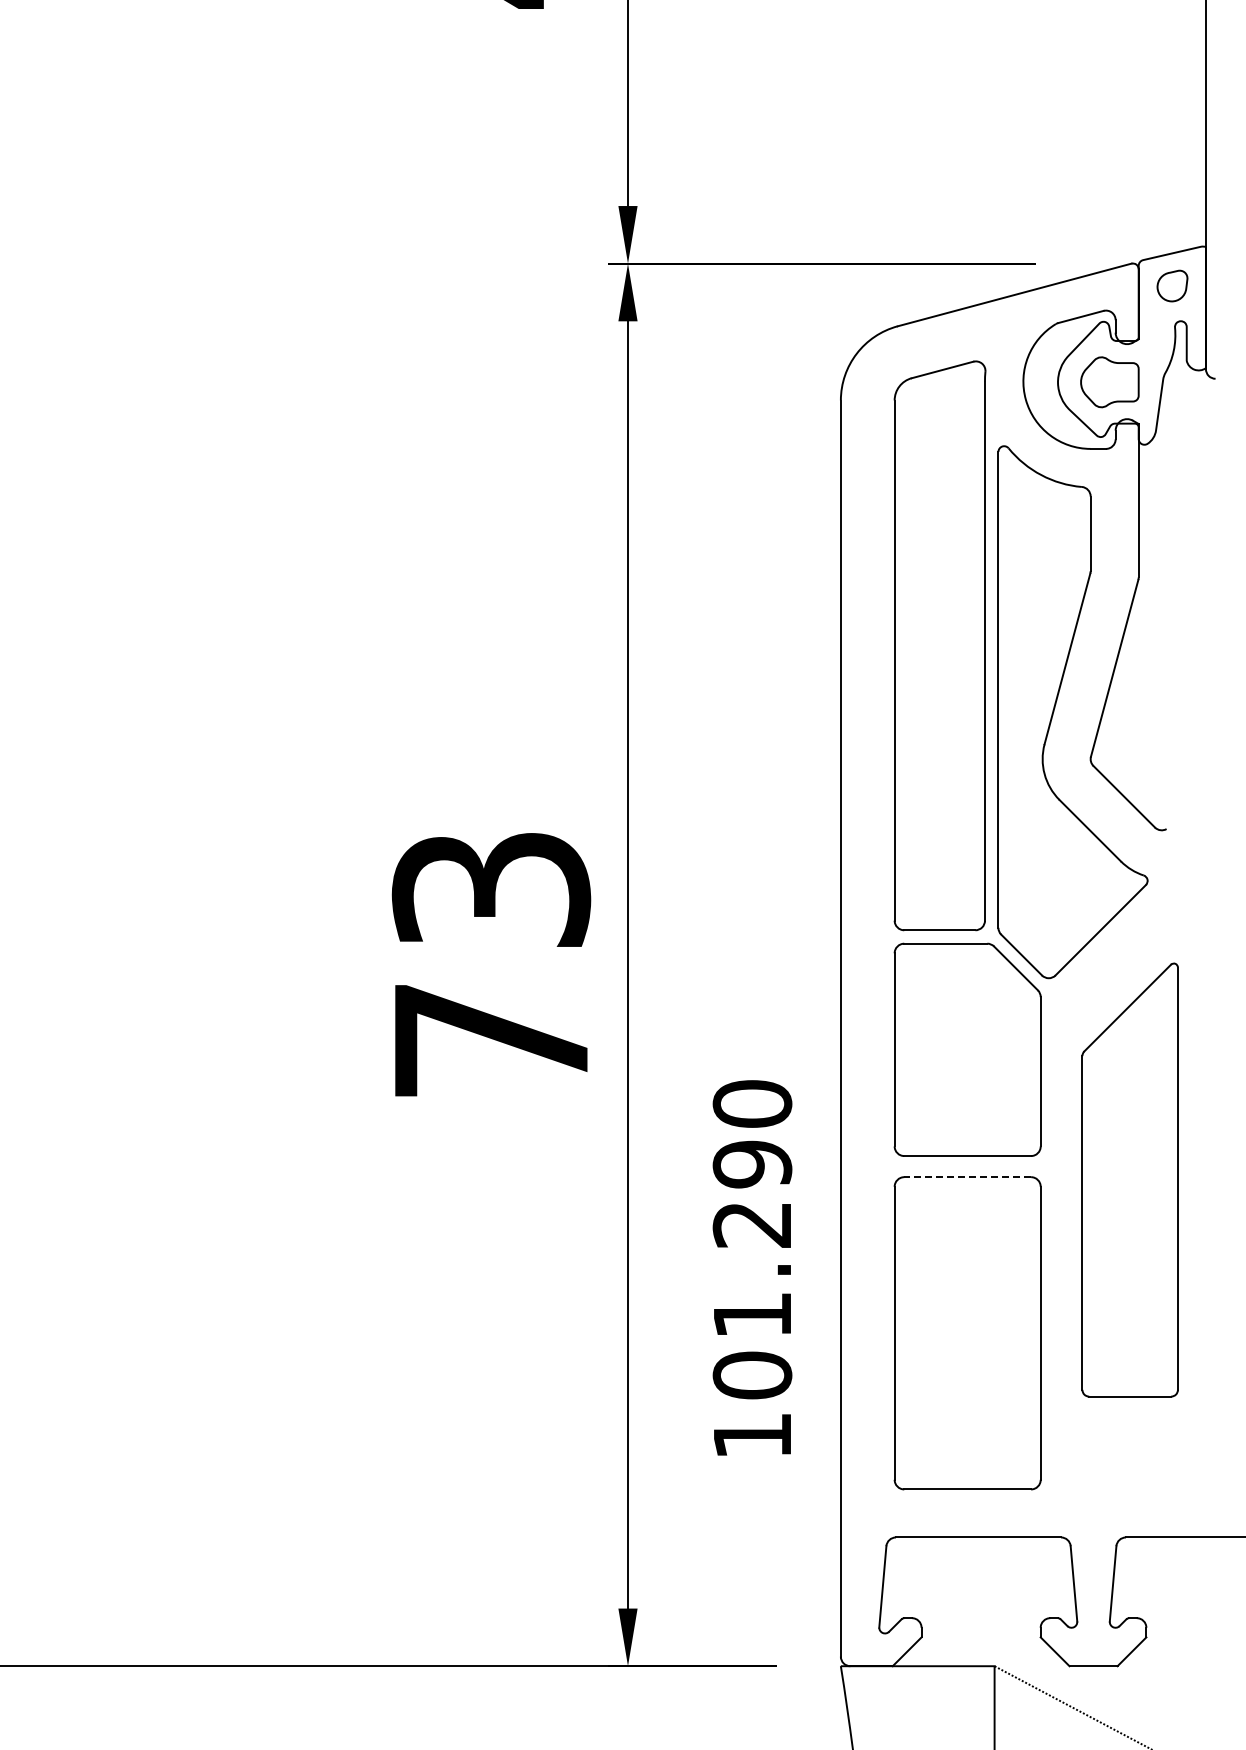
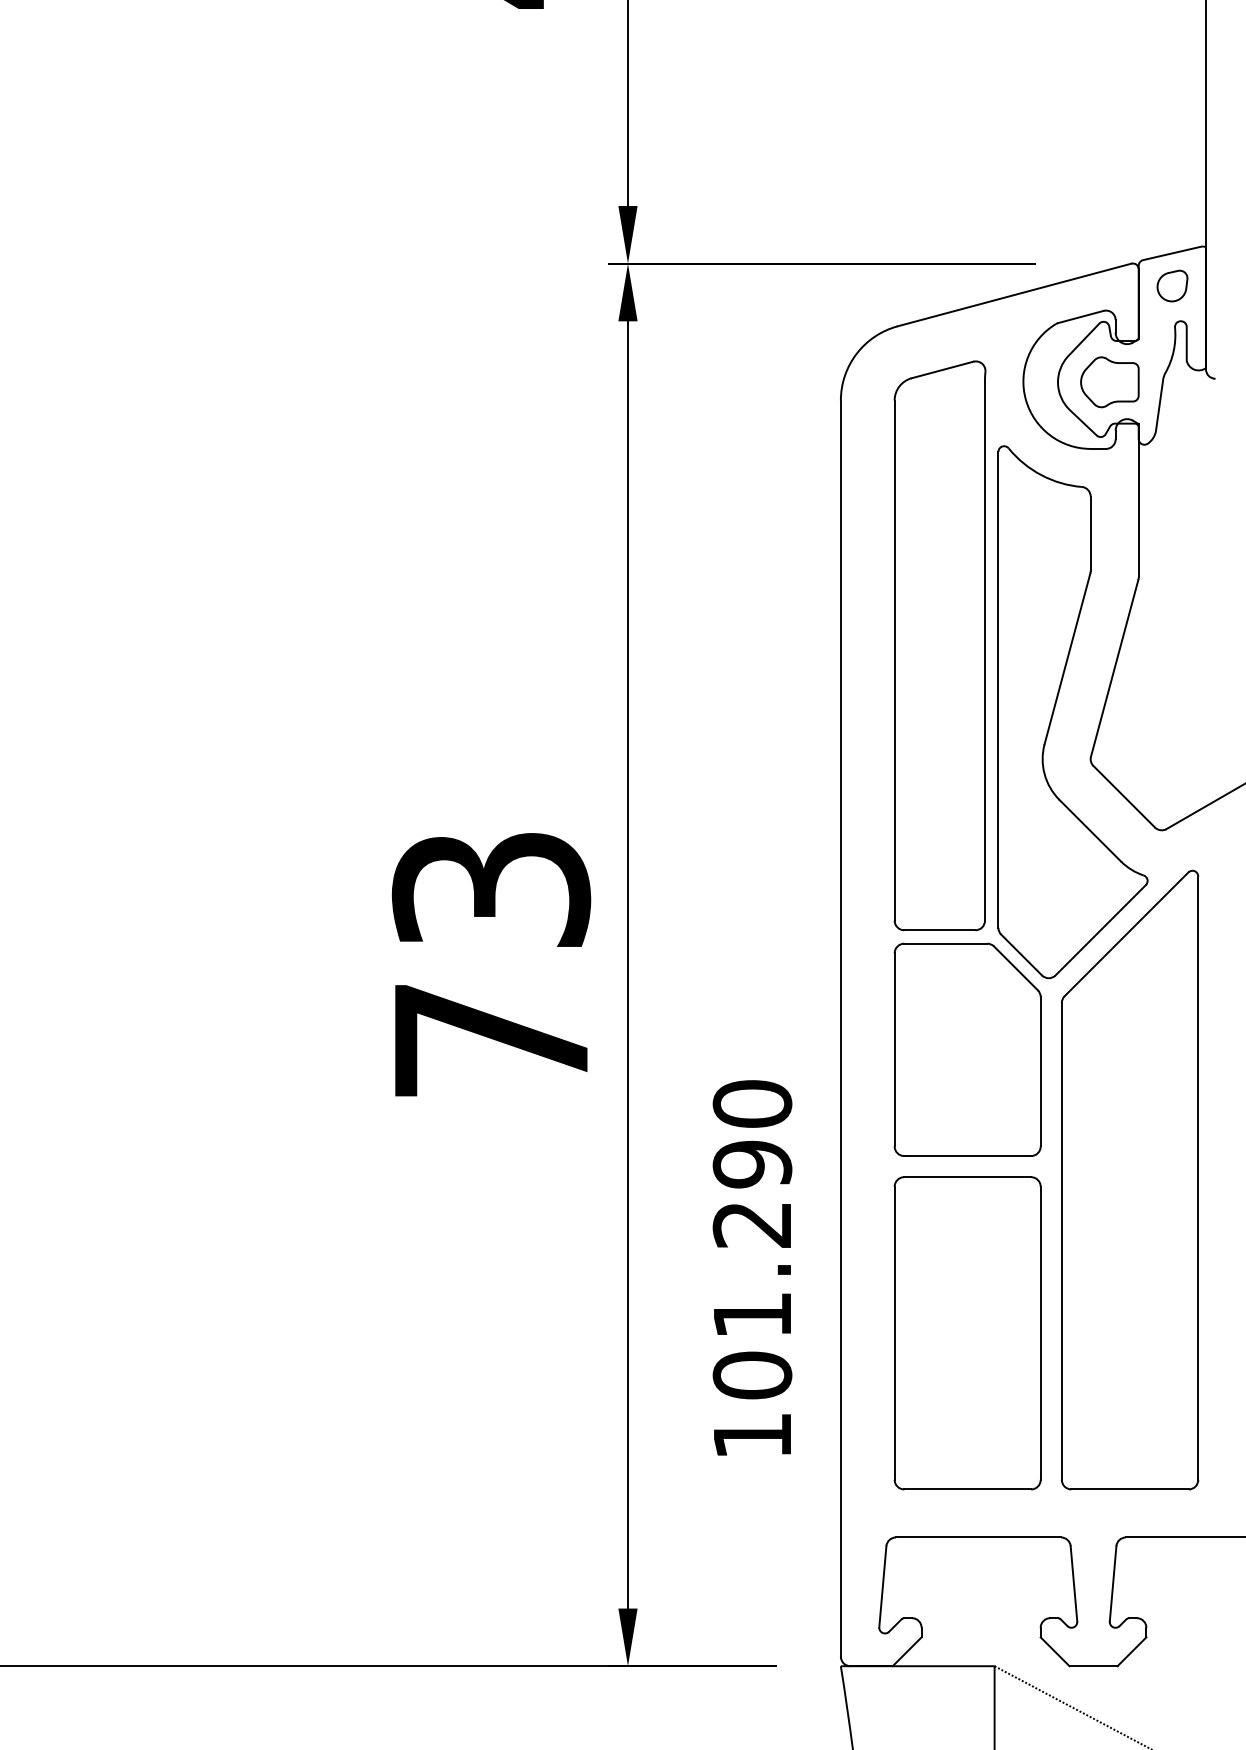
line: none -> present (1204, 807)
line: dashed -> solid (967, 1177)
part size: 98x436 px -> 139x622 px (1130, 1179)
